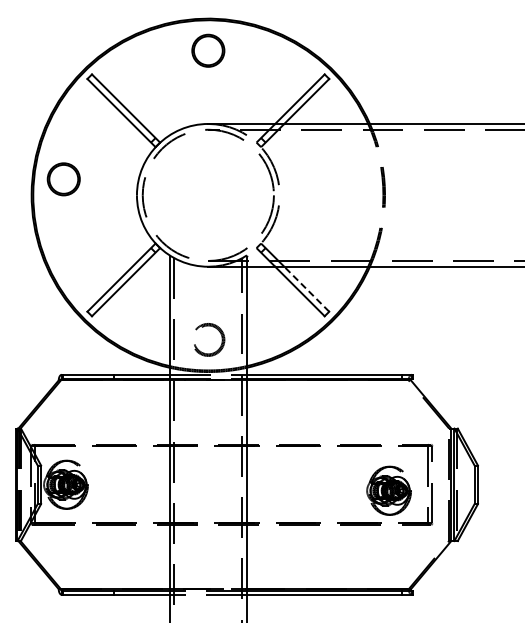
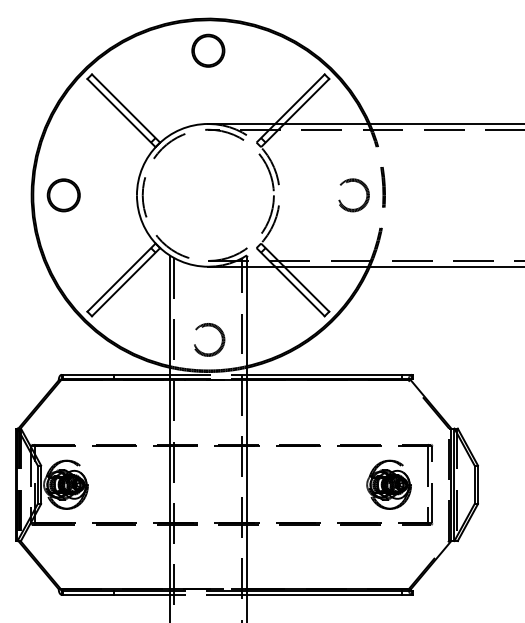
part position: (63, 179) -> (63, 195) (63, 195)
part: none -> present (364, 201)
line: dashed -> solid (306, 289)
part position: (388, 490) -> (388, 484) (388, 484)
